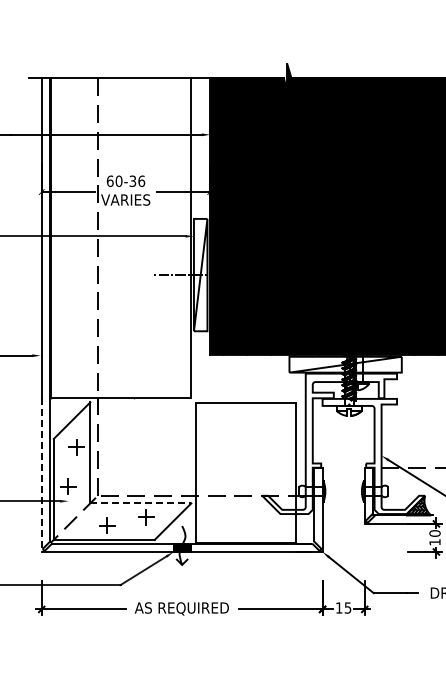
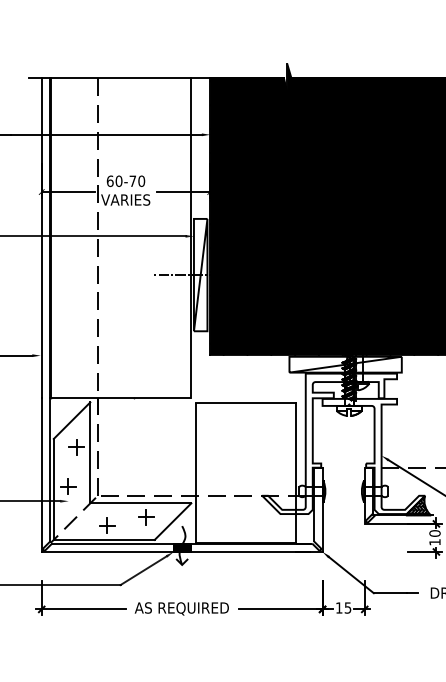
text: 60-36 -> 60-70 (137, 181)
line: dashed -> solid (41, 475)
line: dashed -> solid (141, 503)
